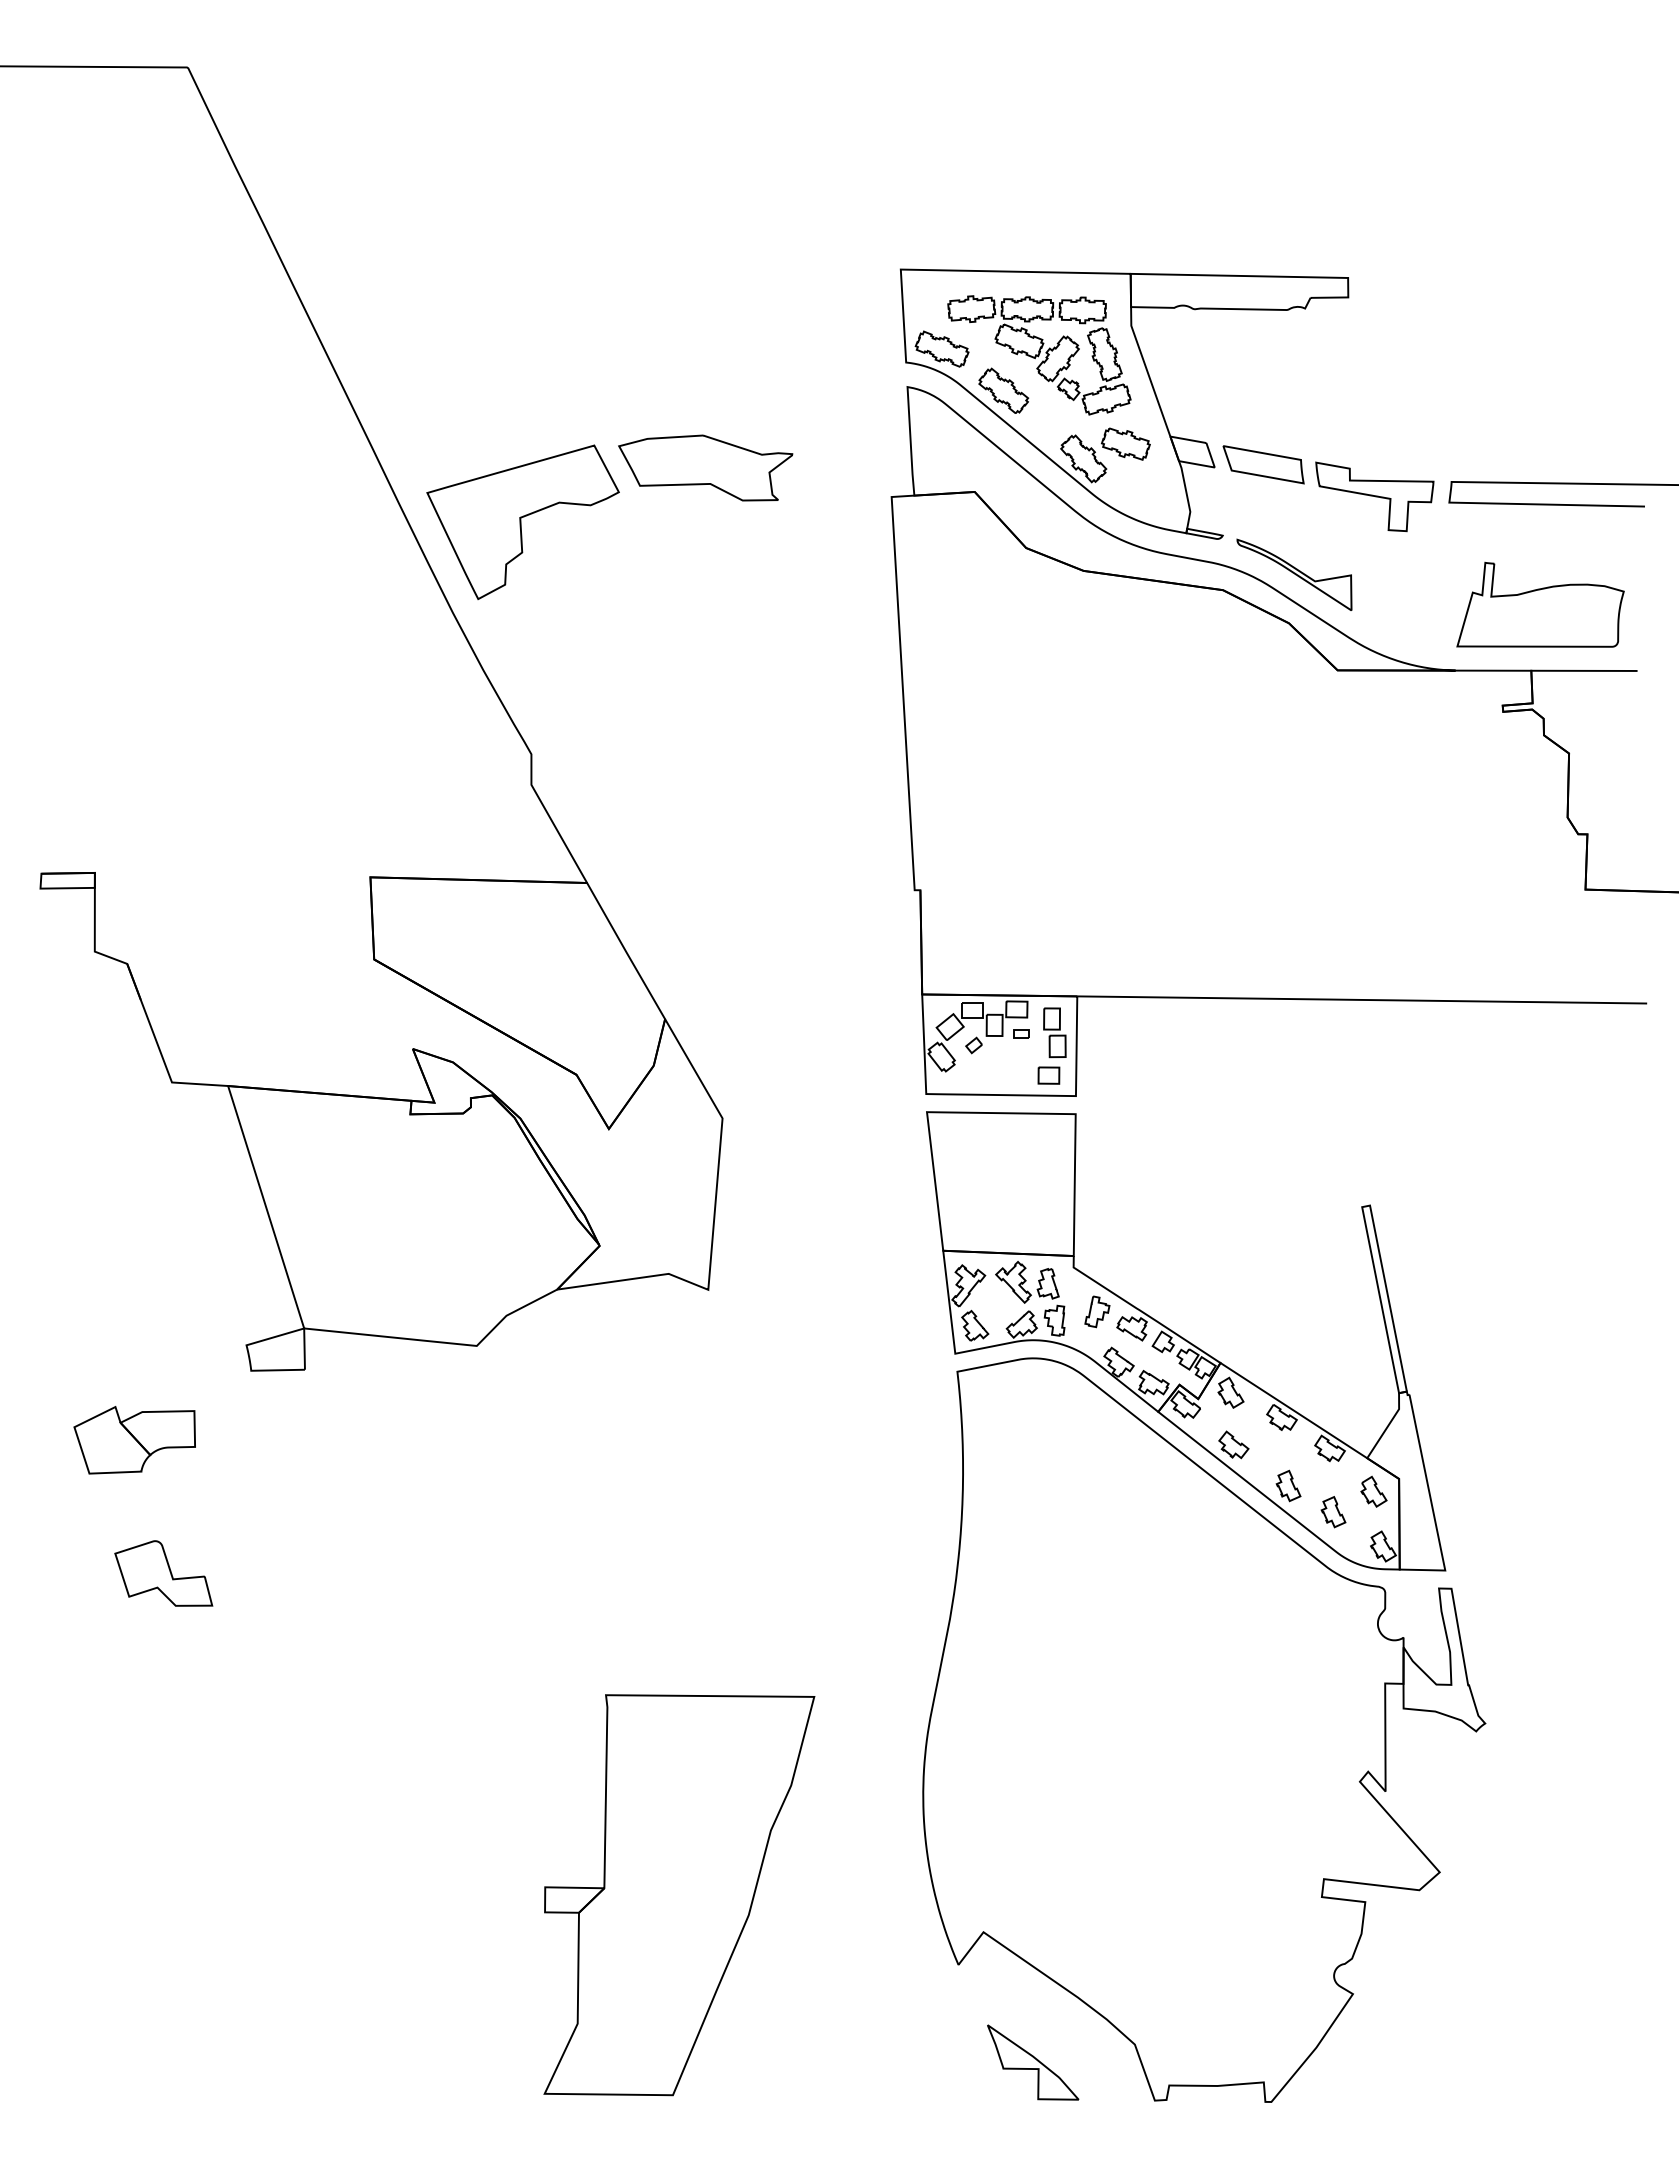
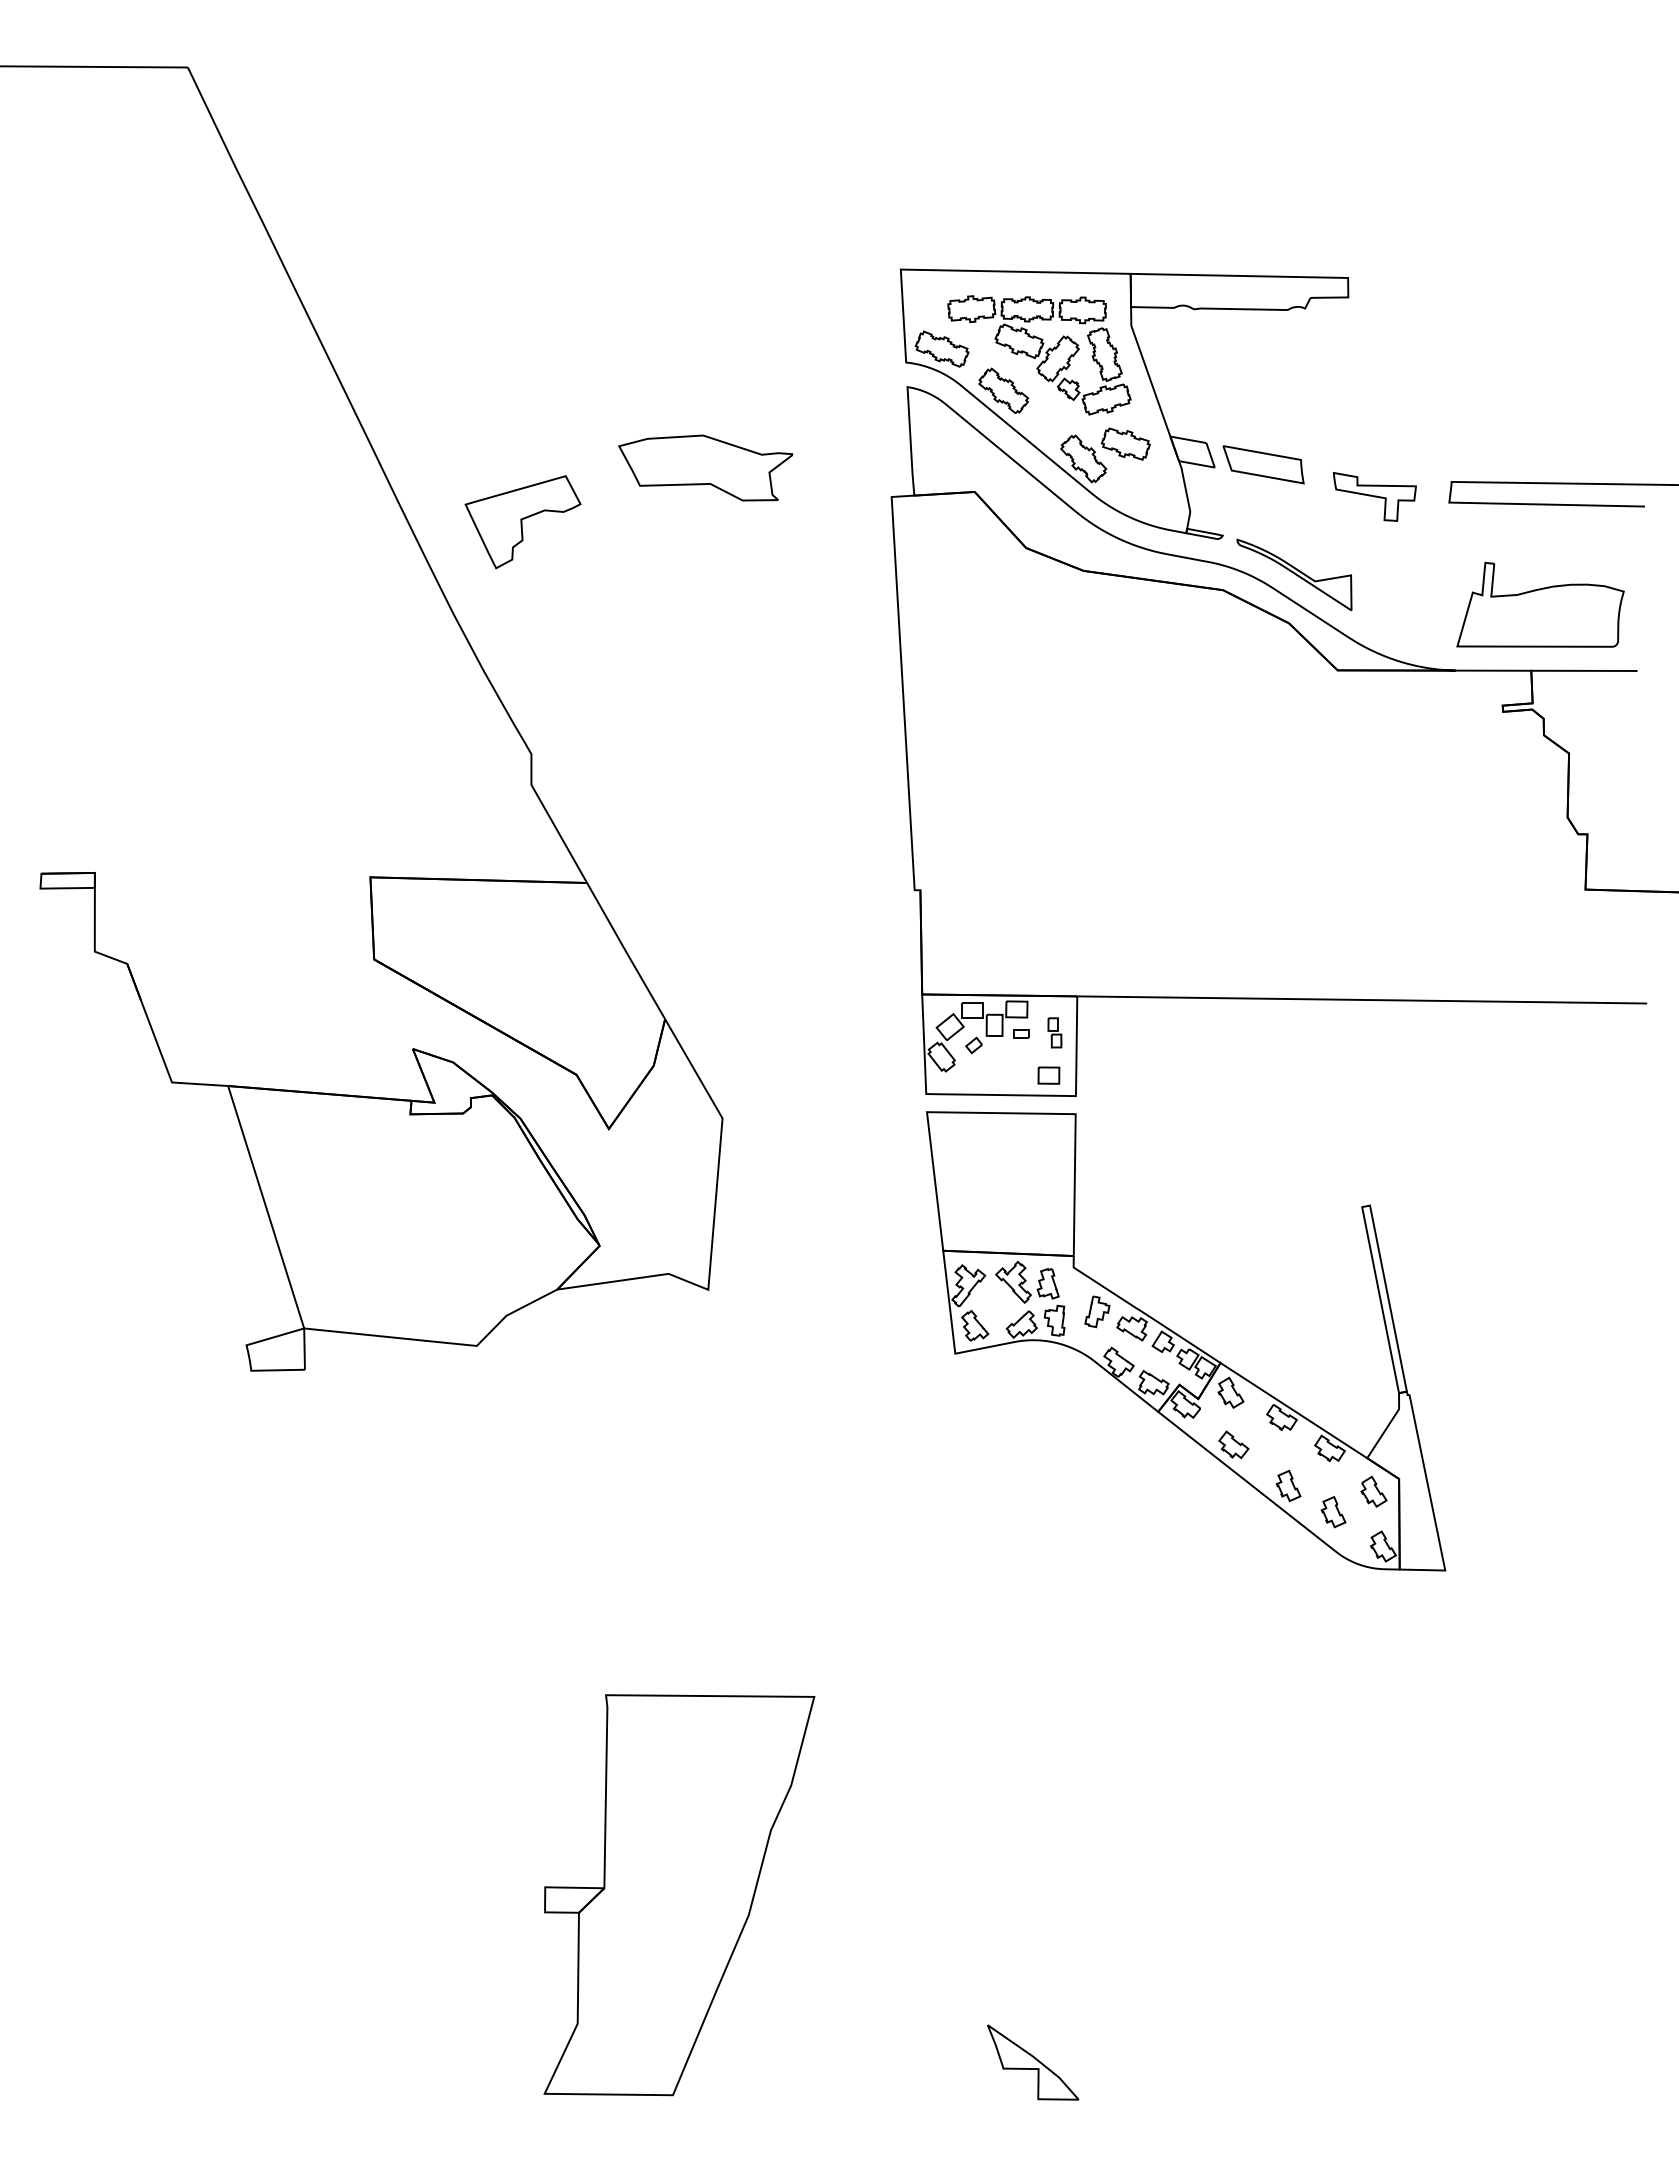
part size: 120x72 px -> 84x50 px (1374, 496)
part size: 194x156 px -> 118x95 px (522, 522)
part size: 24x52 px -> 16x32 px (1054, 1032)
part: present -> none (134, 1440)
part: present -> none (163, 1573)
part: present -> none (1204, 1729)
